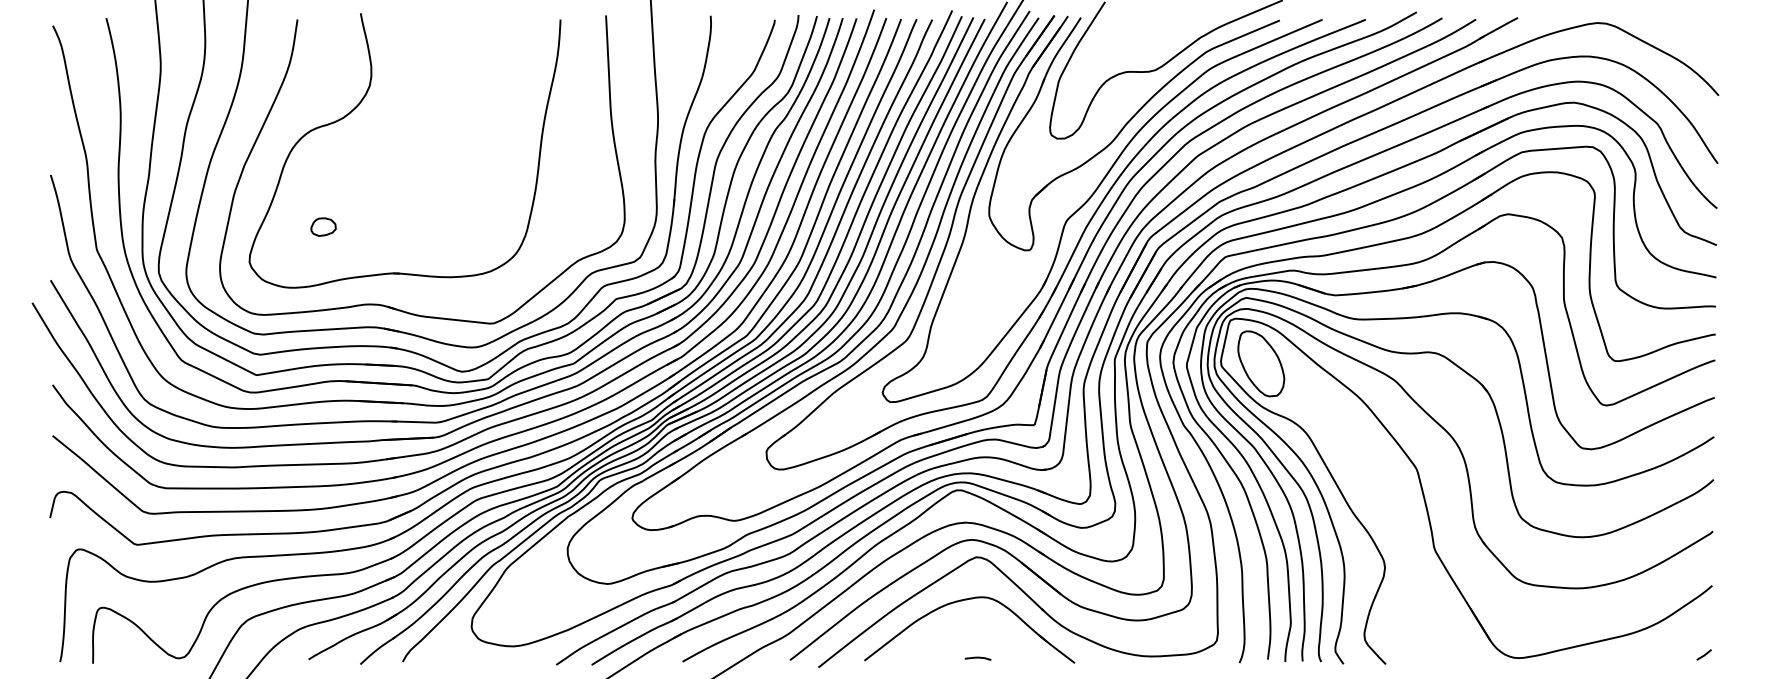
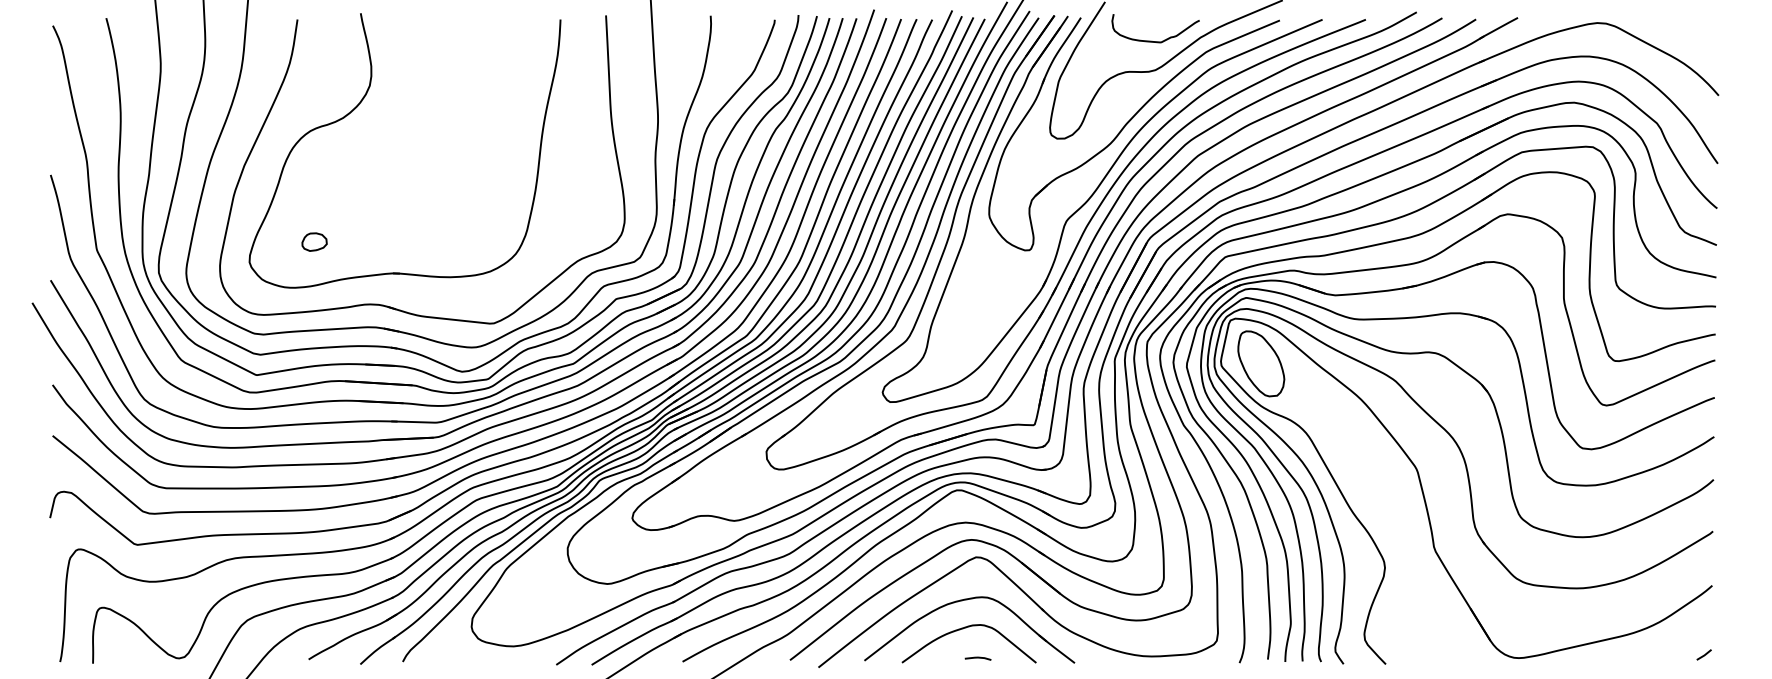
curve: none -> present (1151, 40)
part position: (323, 226) -> (314, 241) (314, 241)
curve: none -> present (963, 629)
